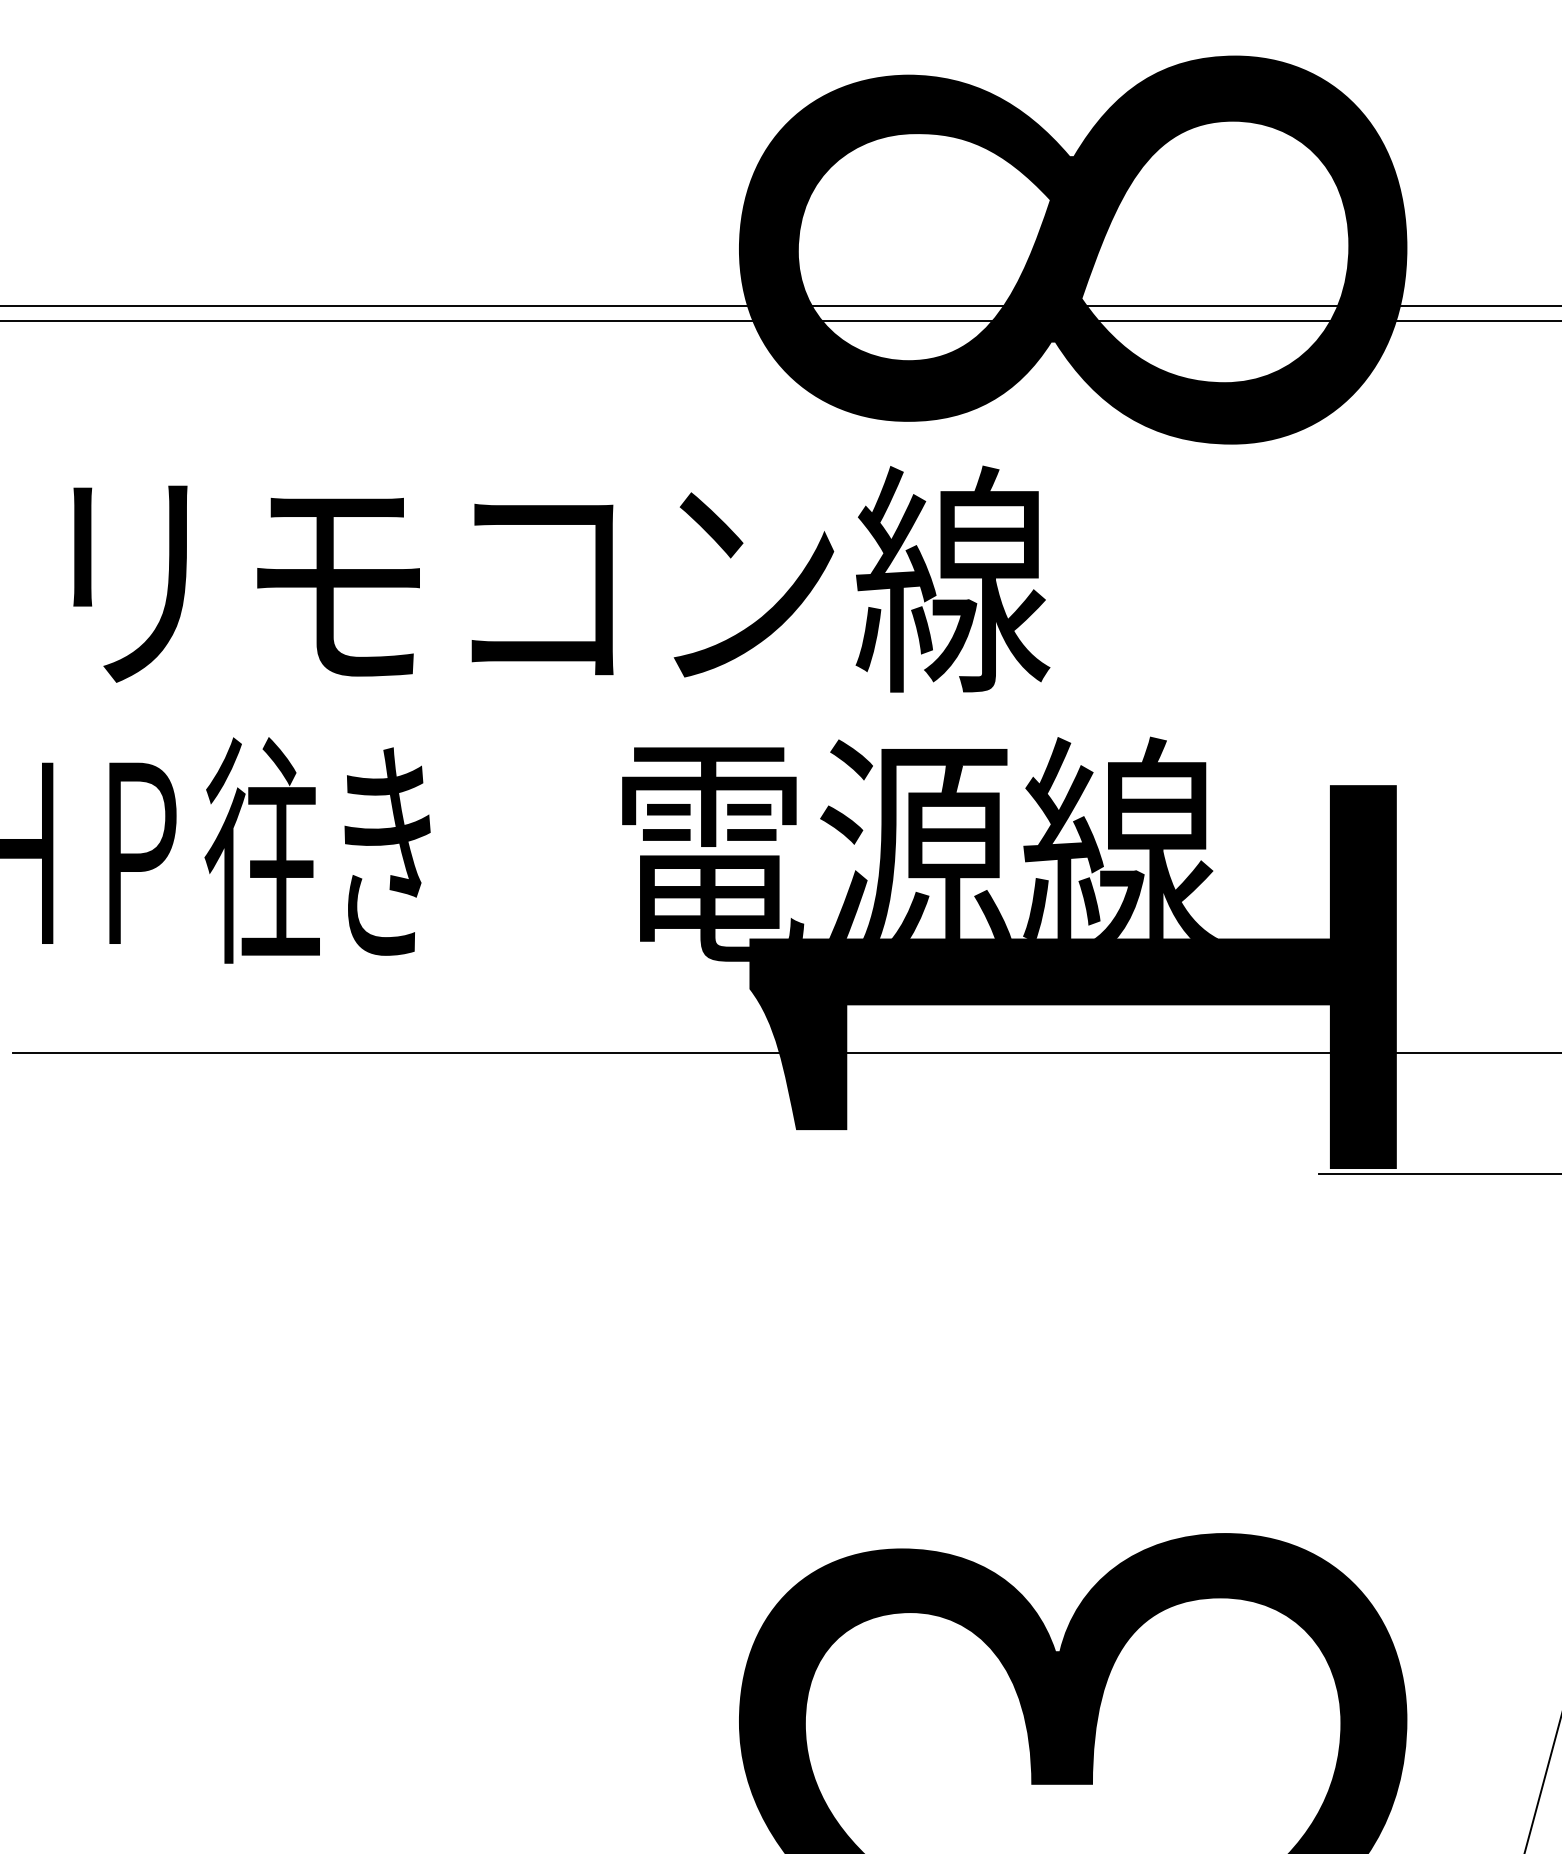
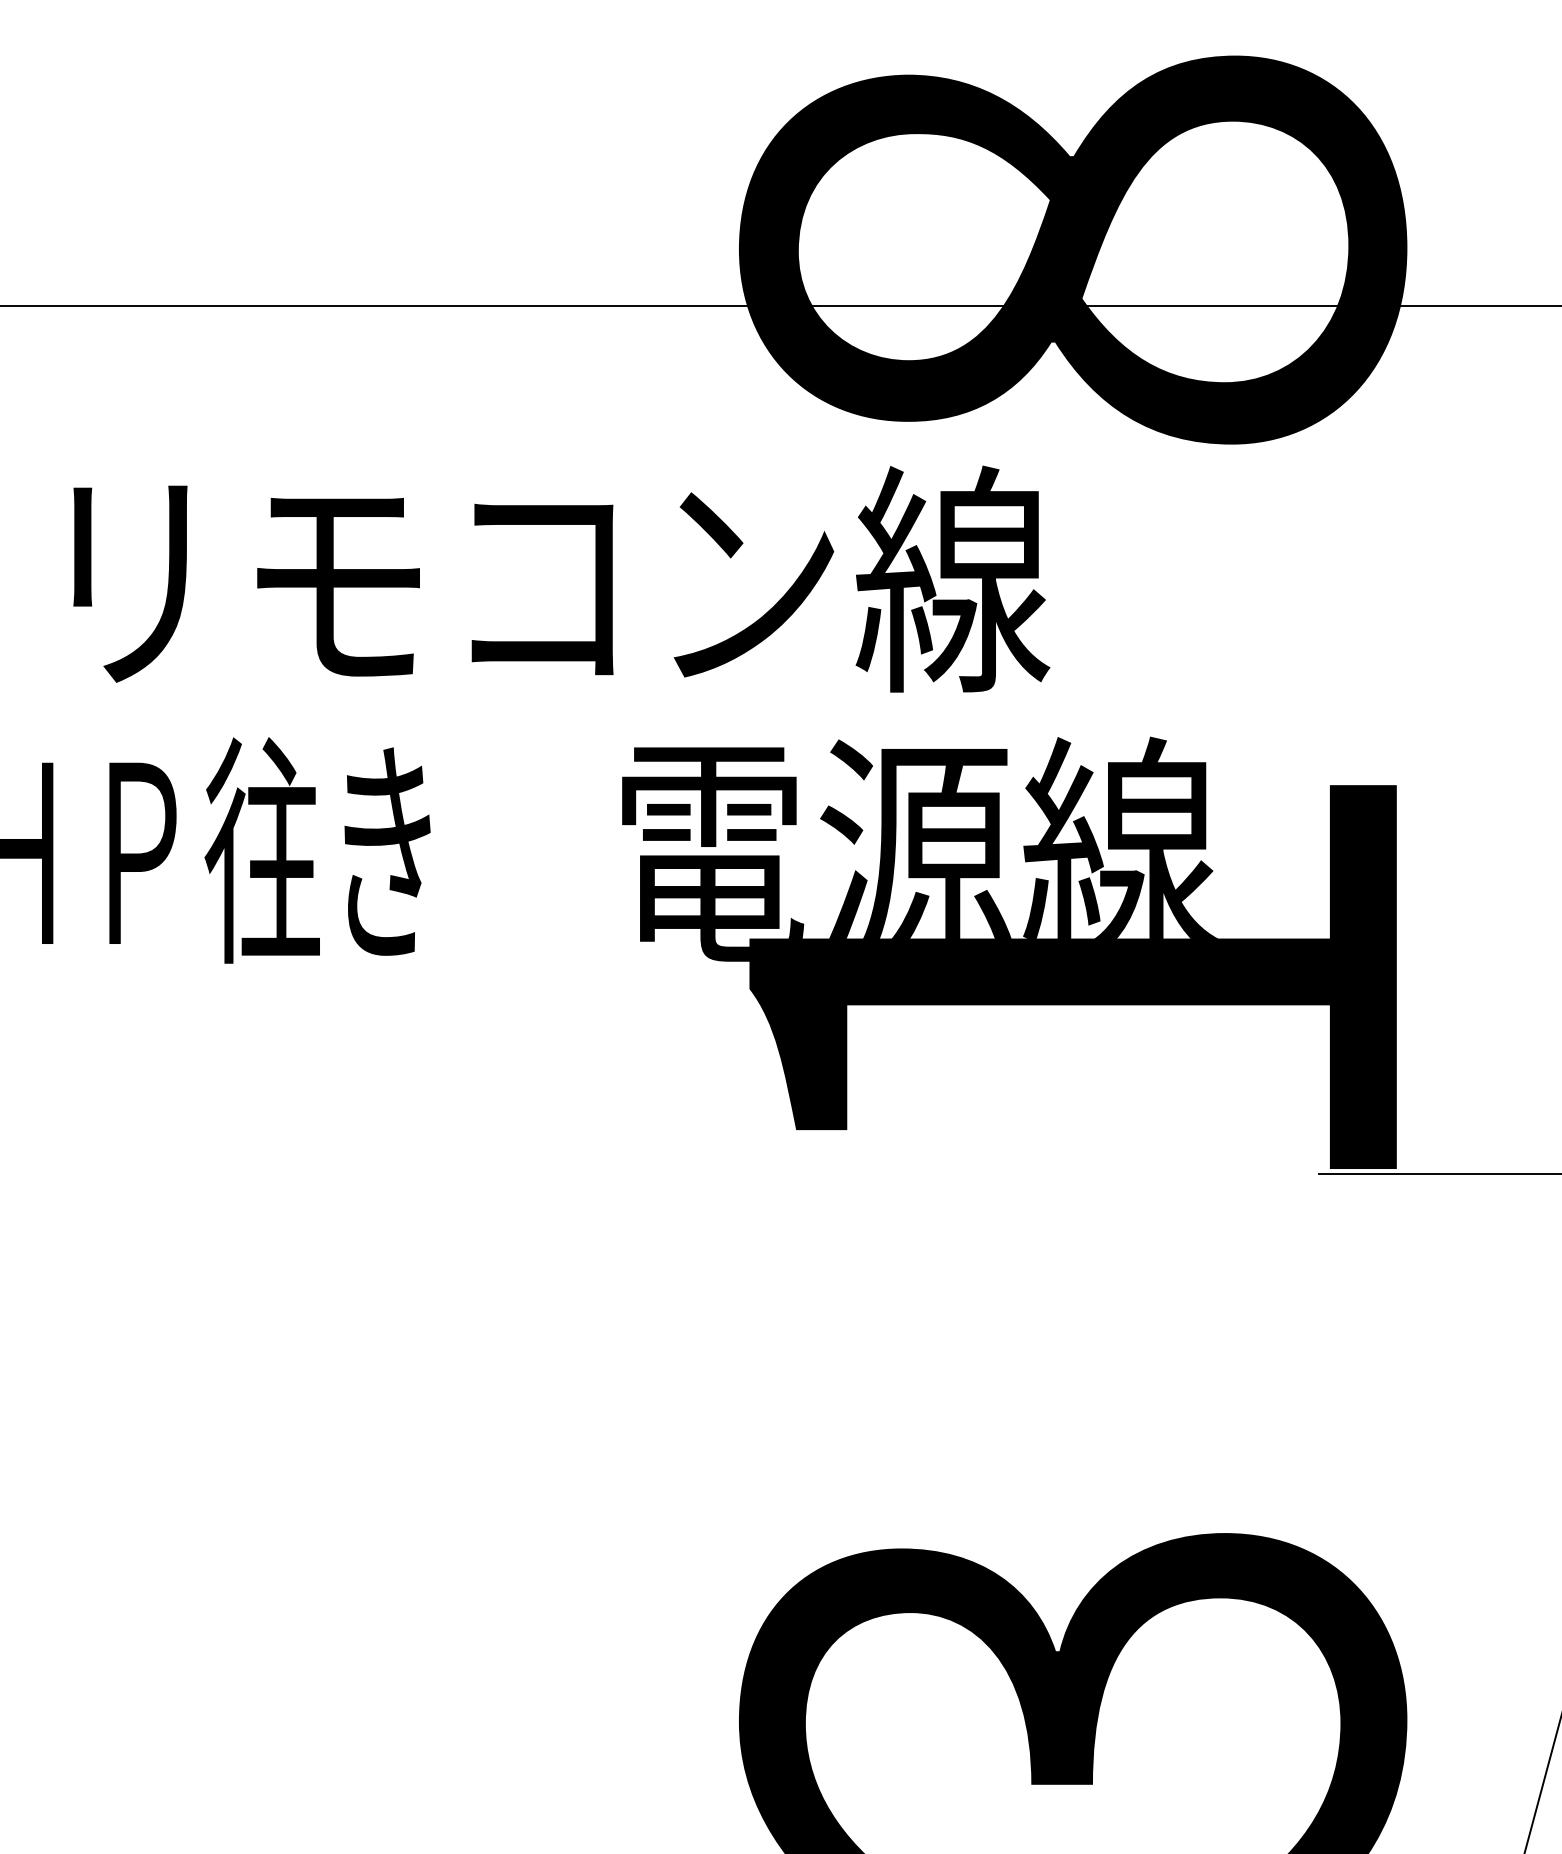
line: present -> none (780, 321)
line: present -> none (785, 1052)
